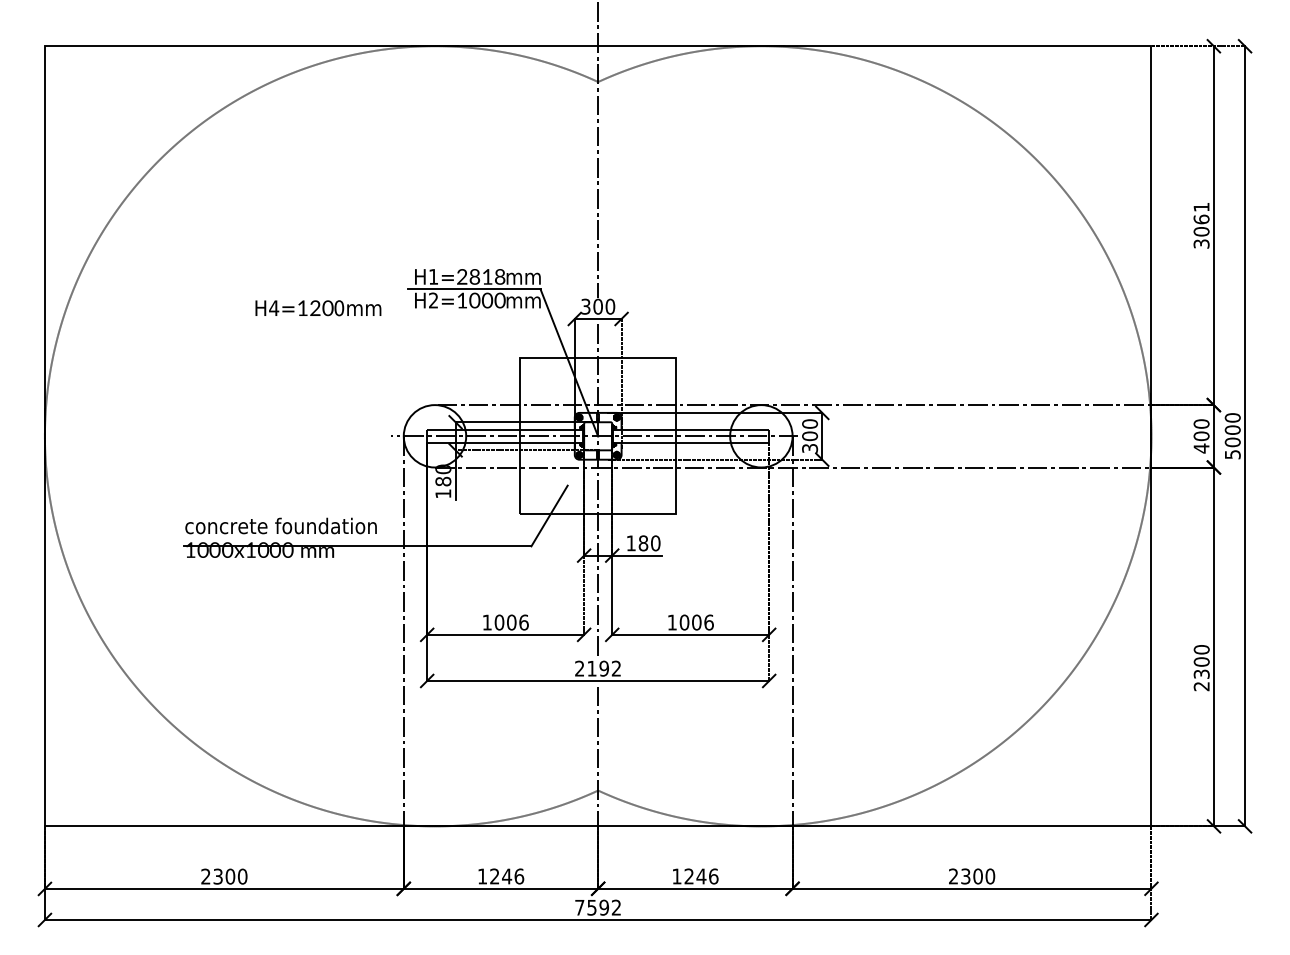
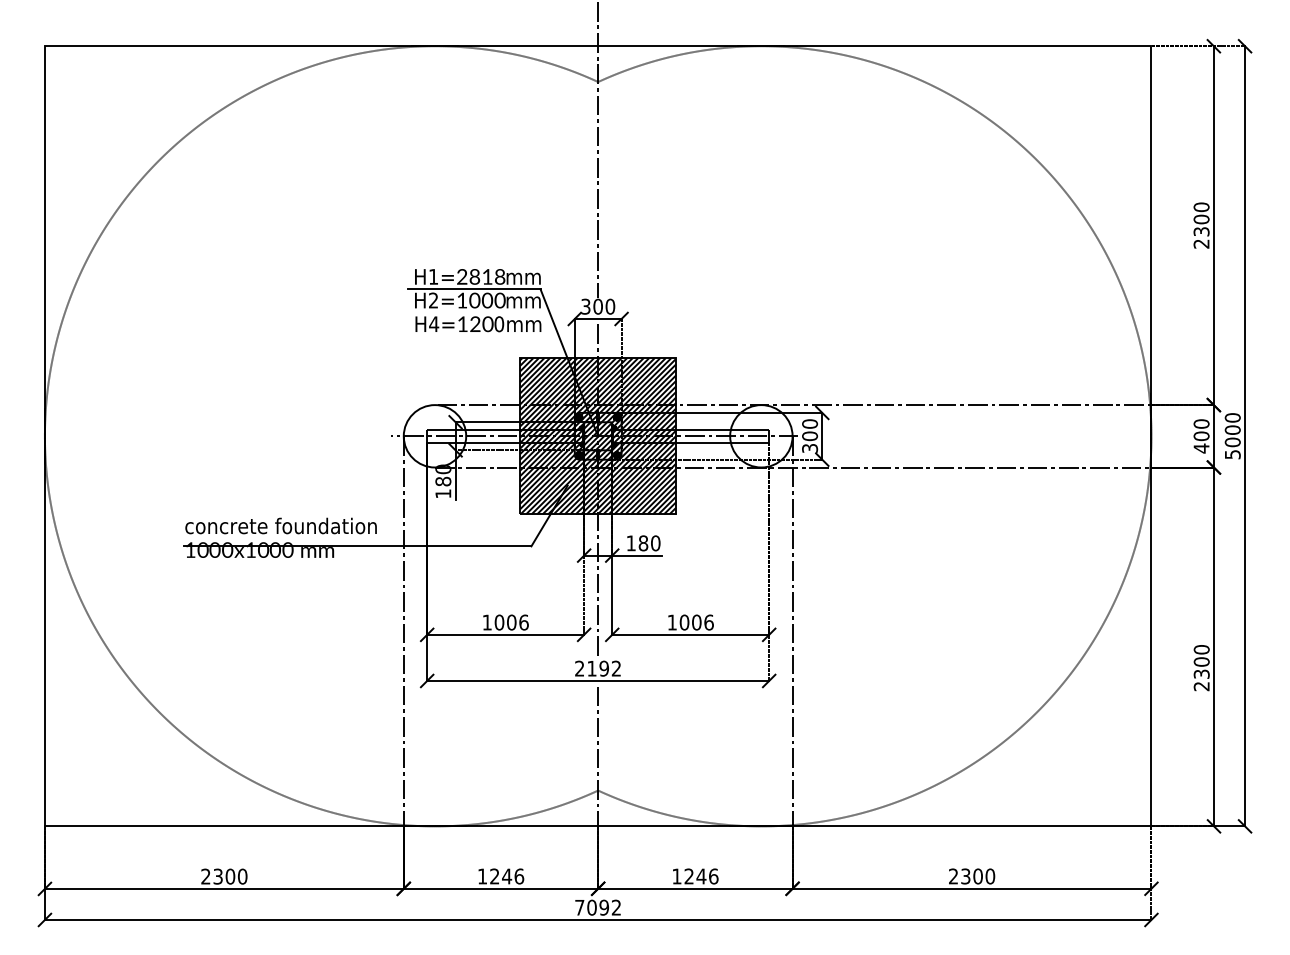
text: 3061 -> 2300 (1201, 225)
text position: (318, 308) -> (478, 324) (478, 324)
hatch: none -> present (598, 436)
text: 7592 -> 7092 (591, 907)
